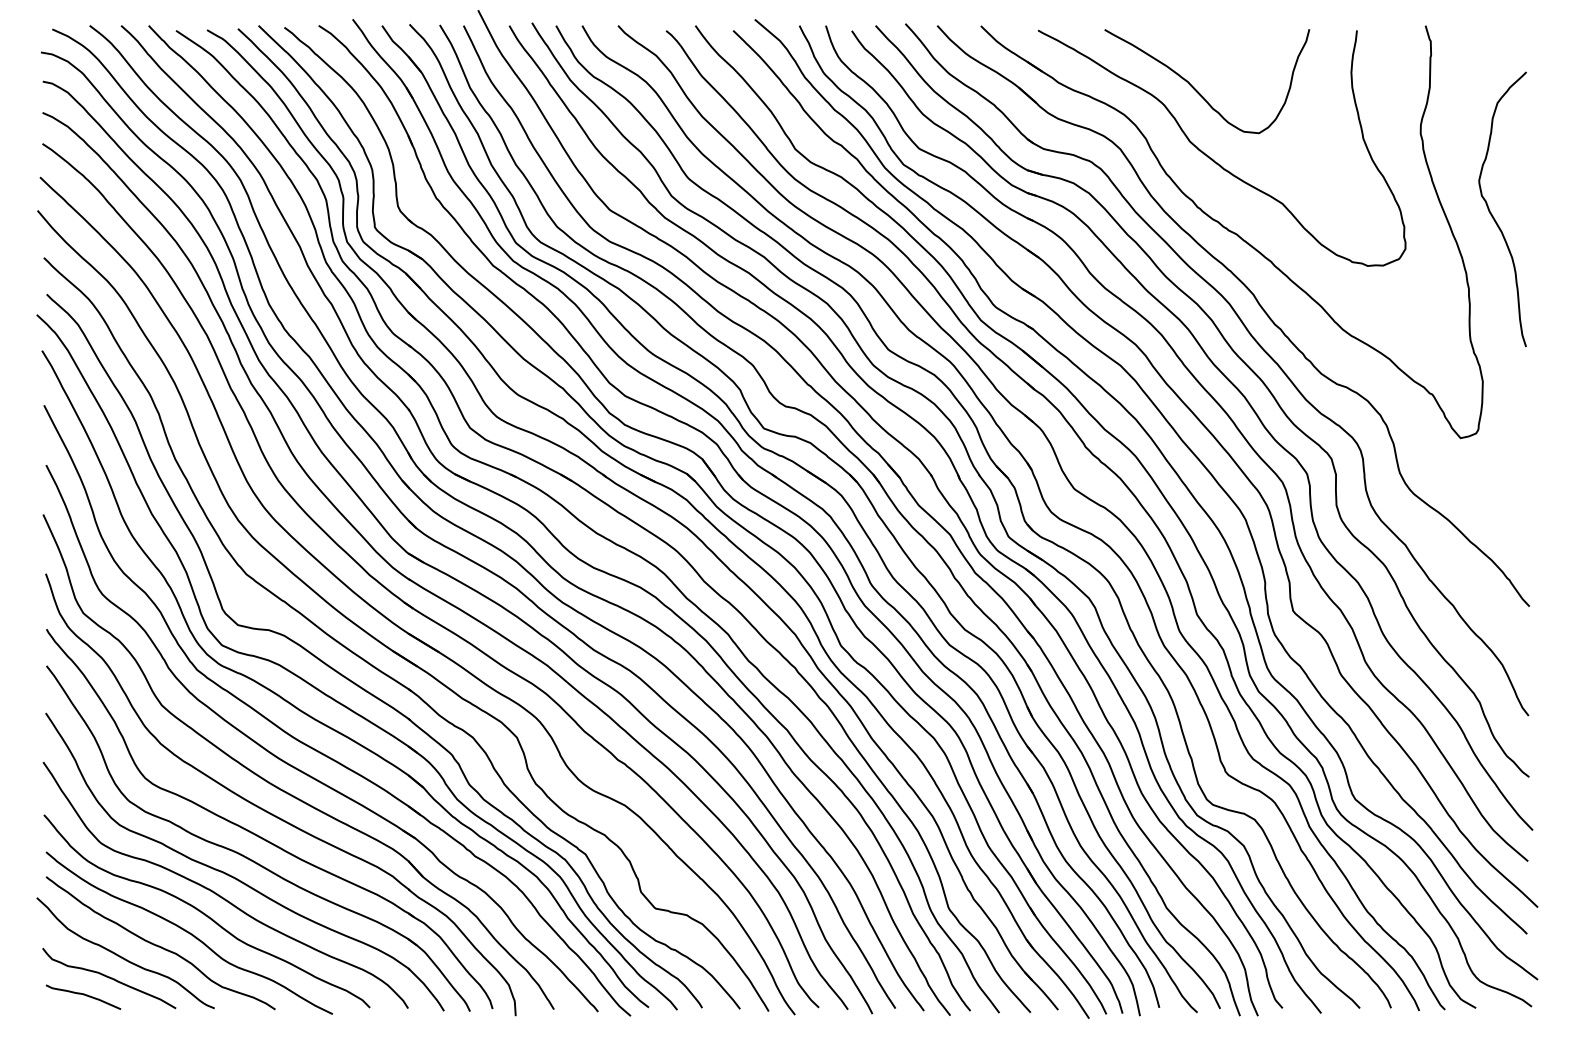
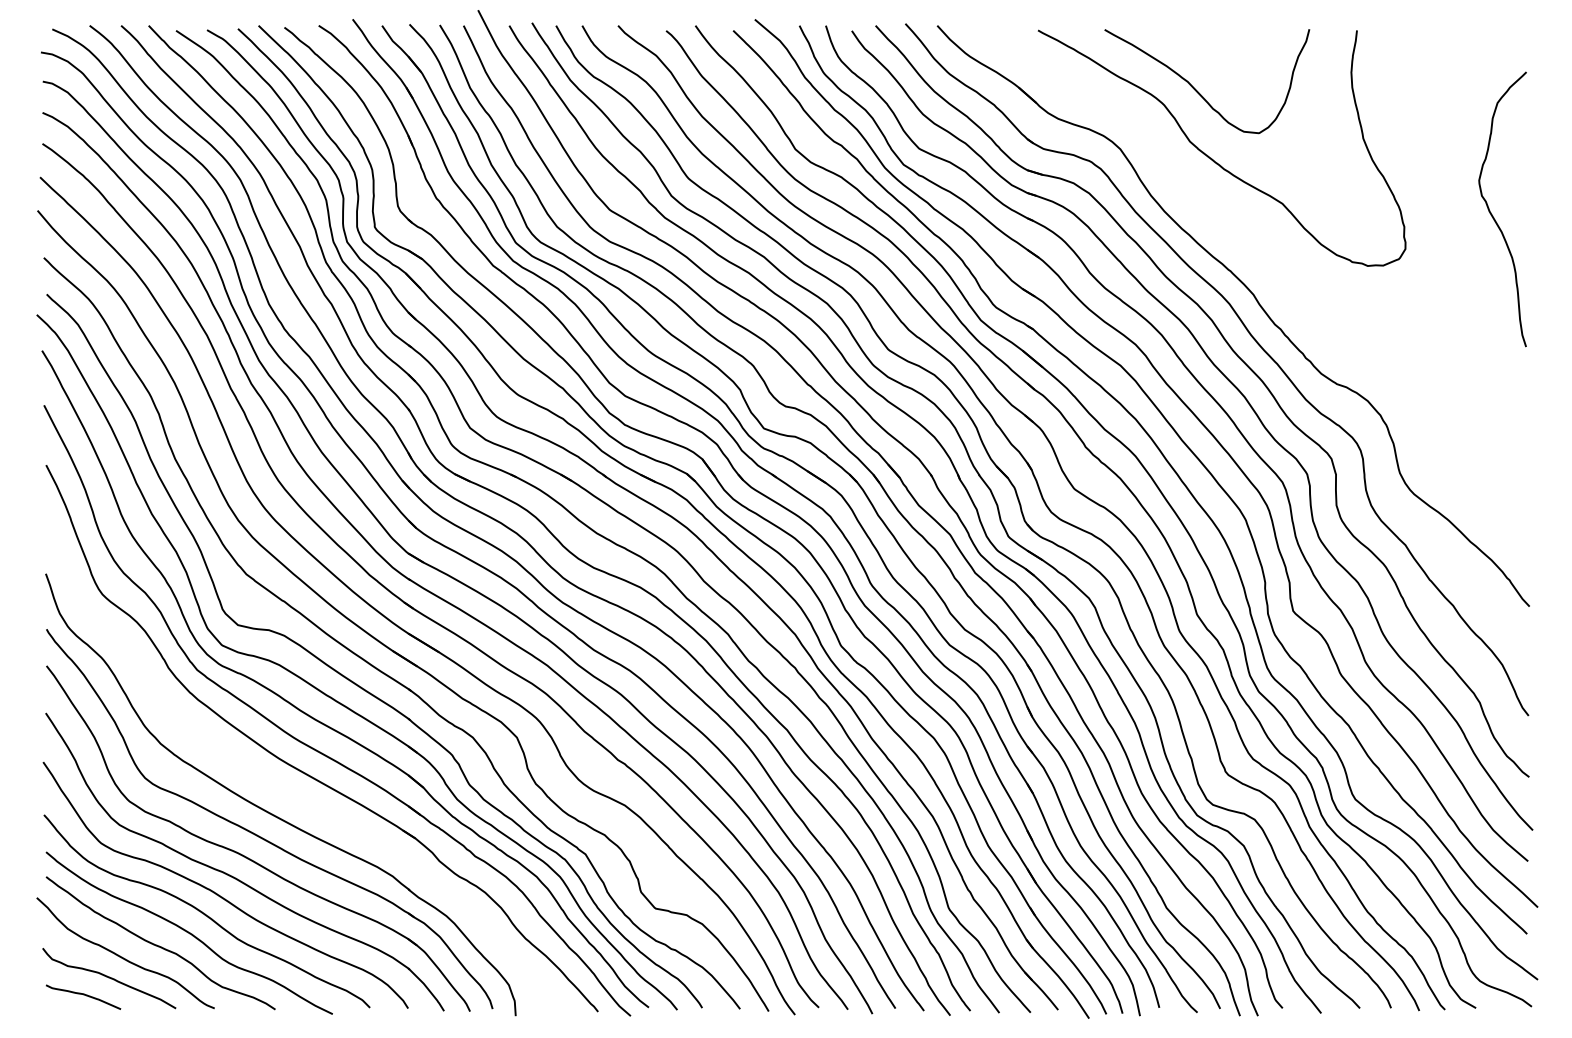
part: present -> none (1231, 232)
part: present -> none (281, 788)
